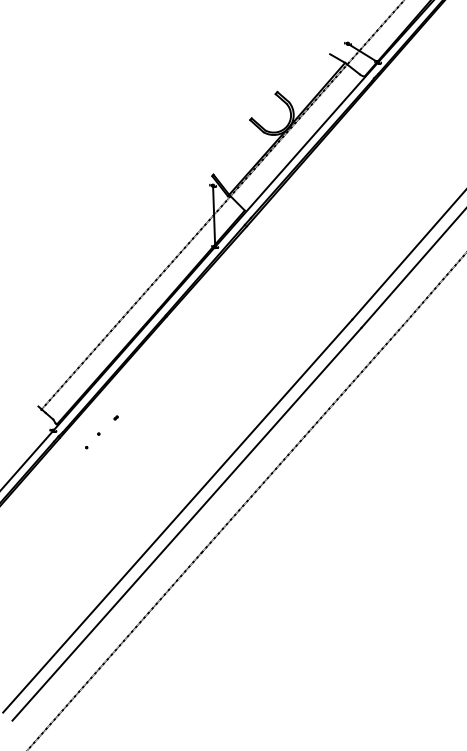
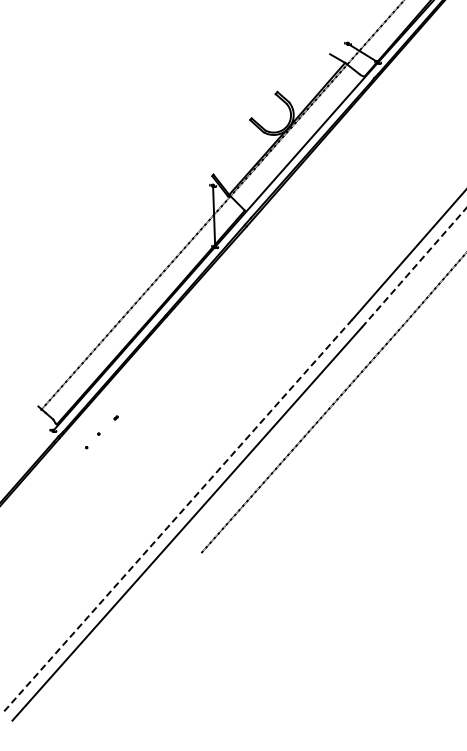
line: solid -> dashed (414, 267)
line: present -> none (27, 459)
line: solid -> dashed (177, 516)
line: present -> none (115, 649)
